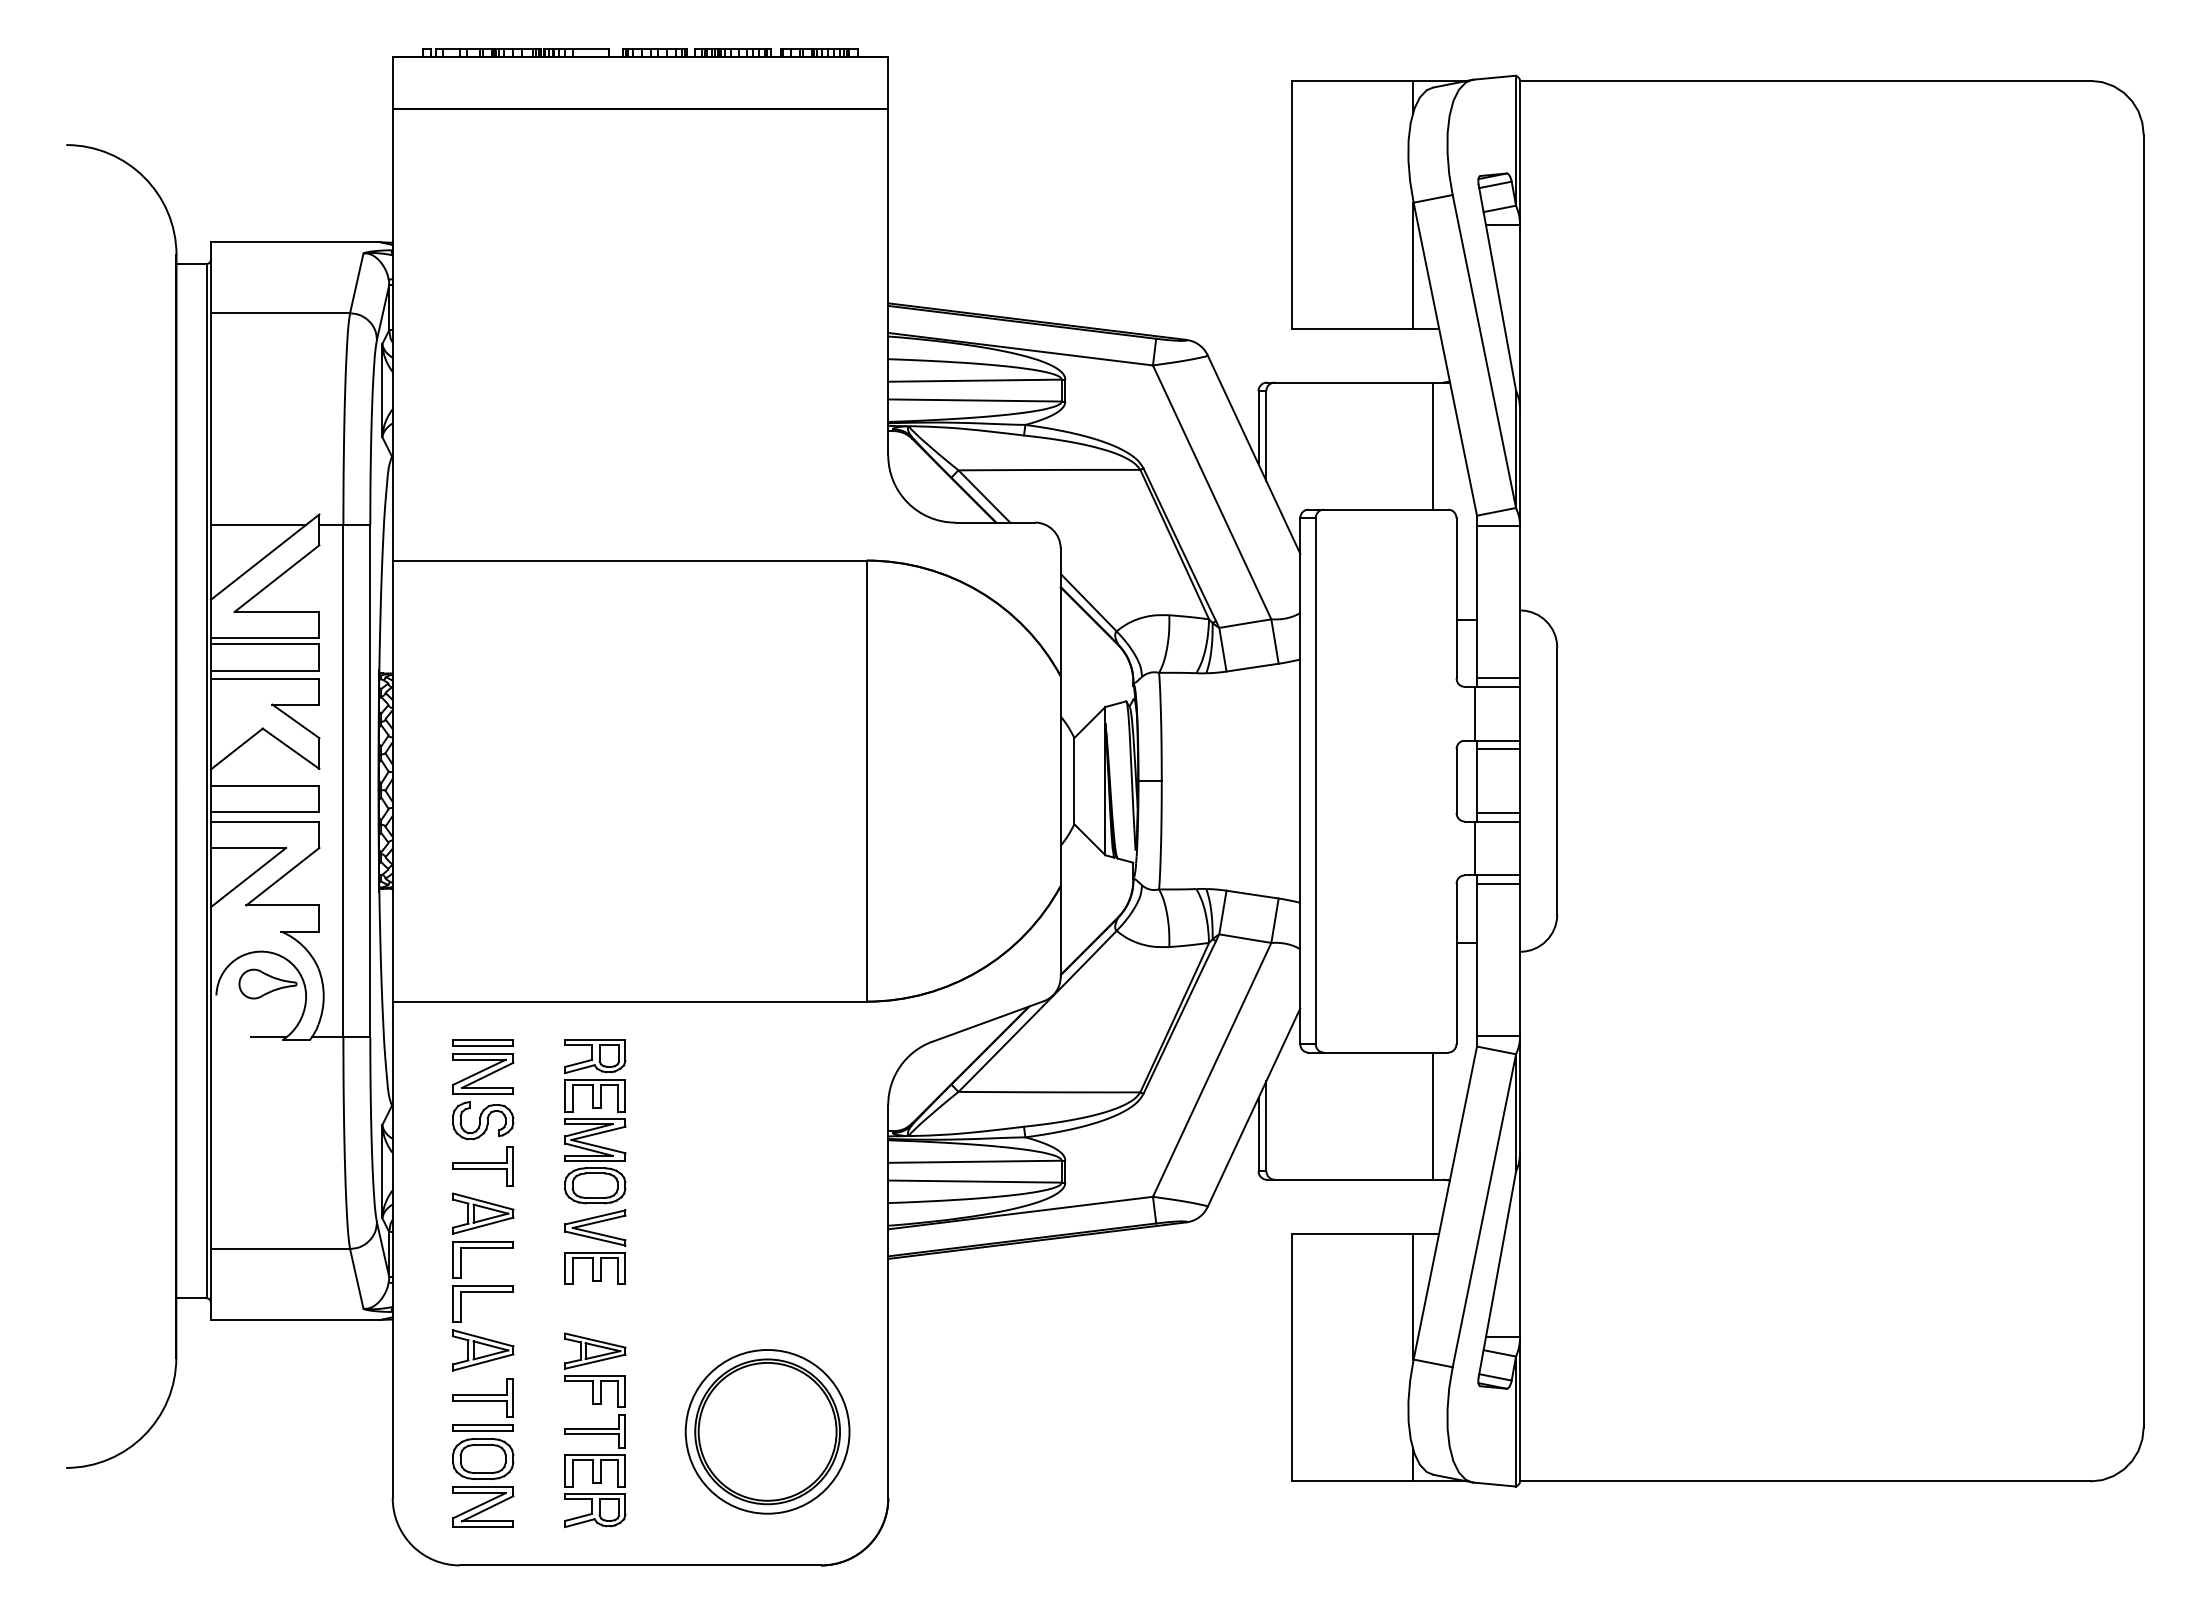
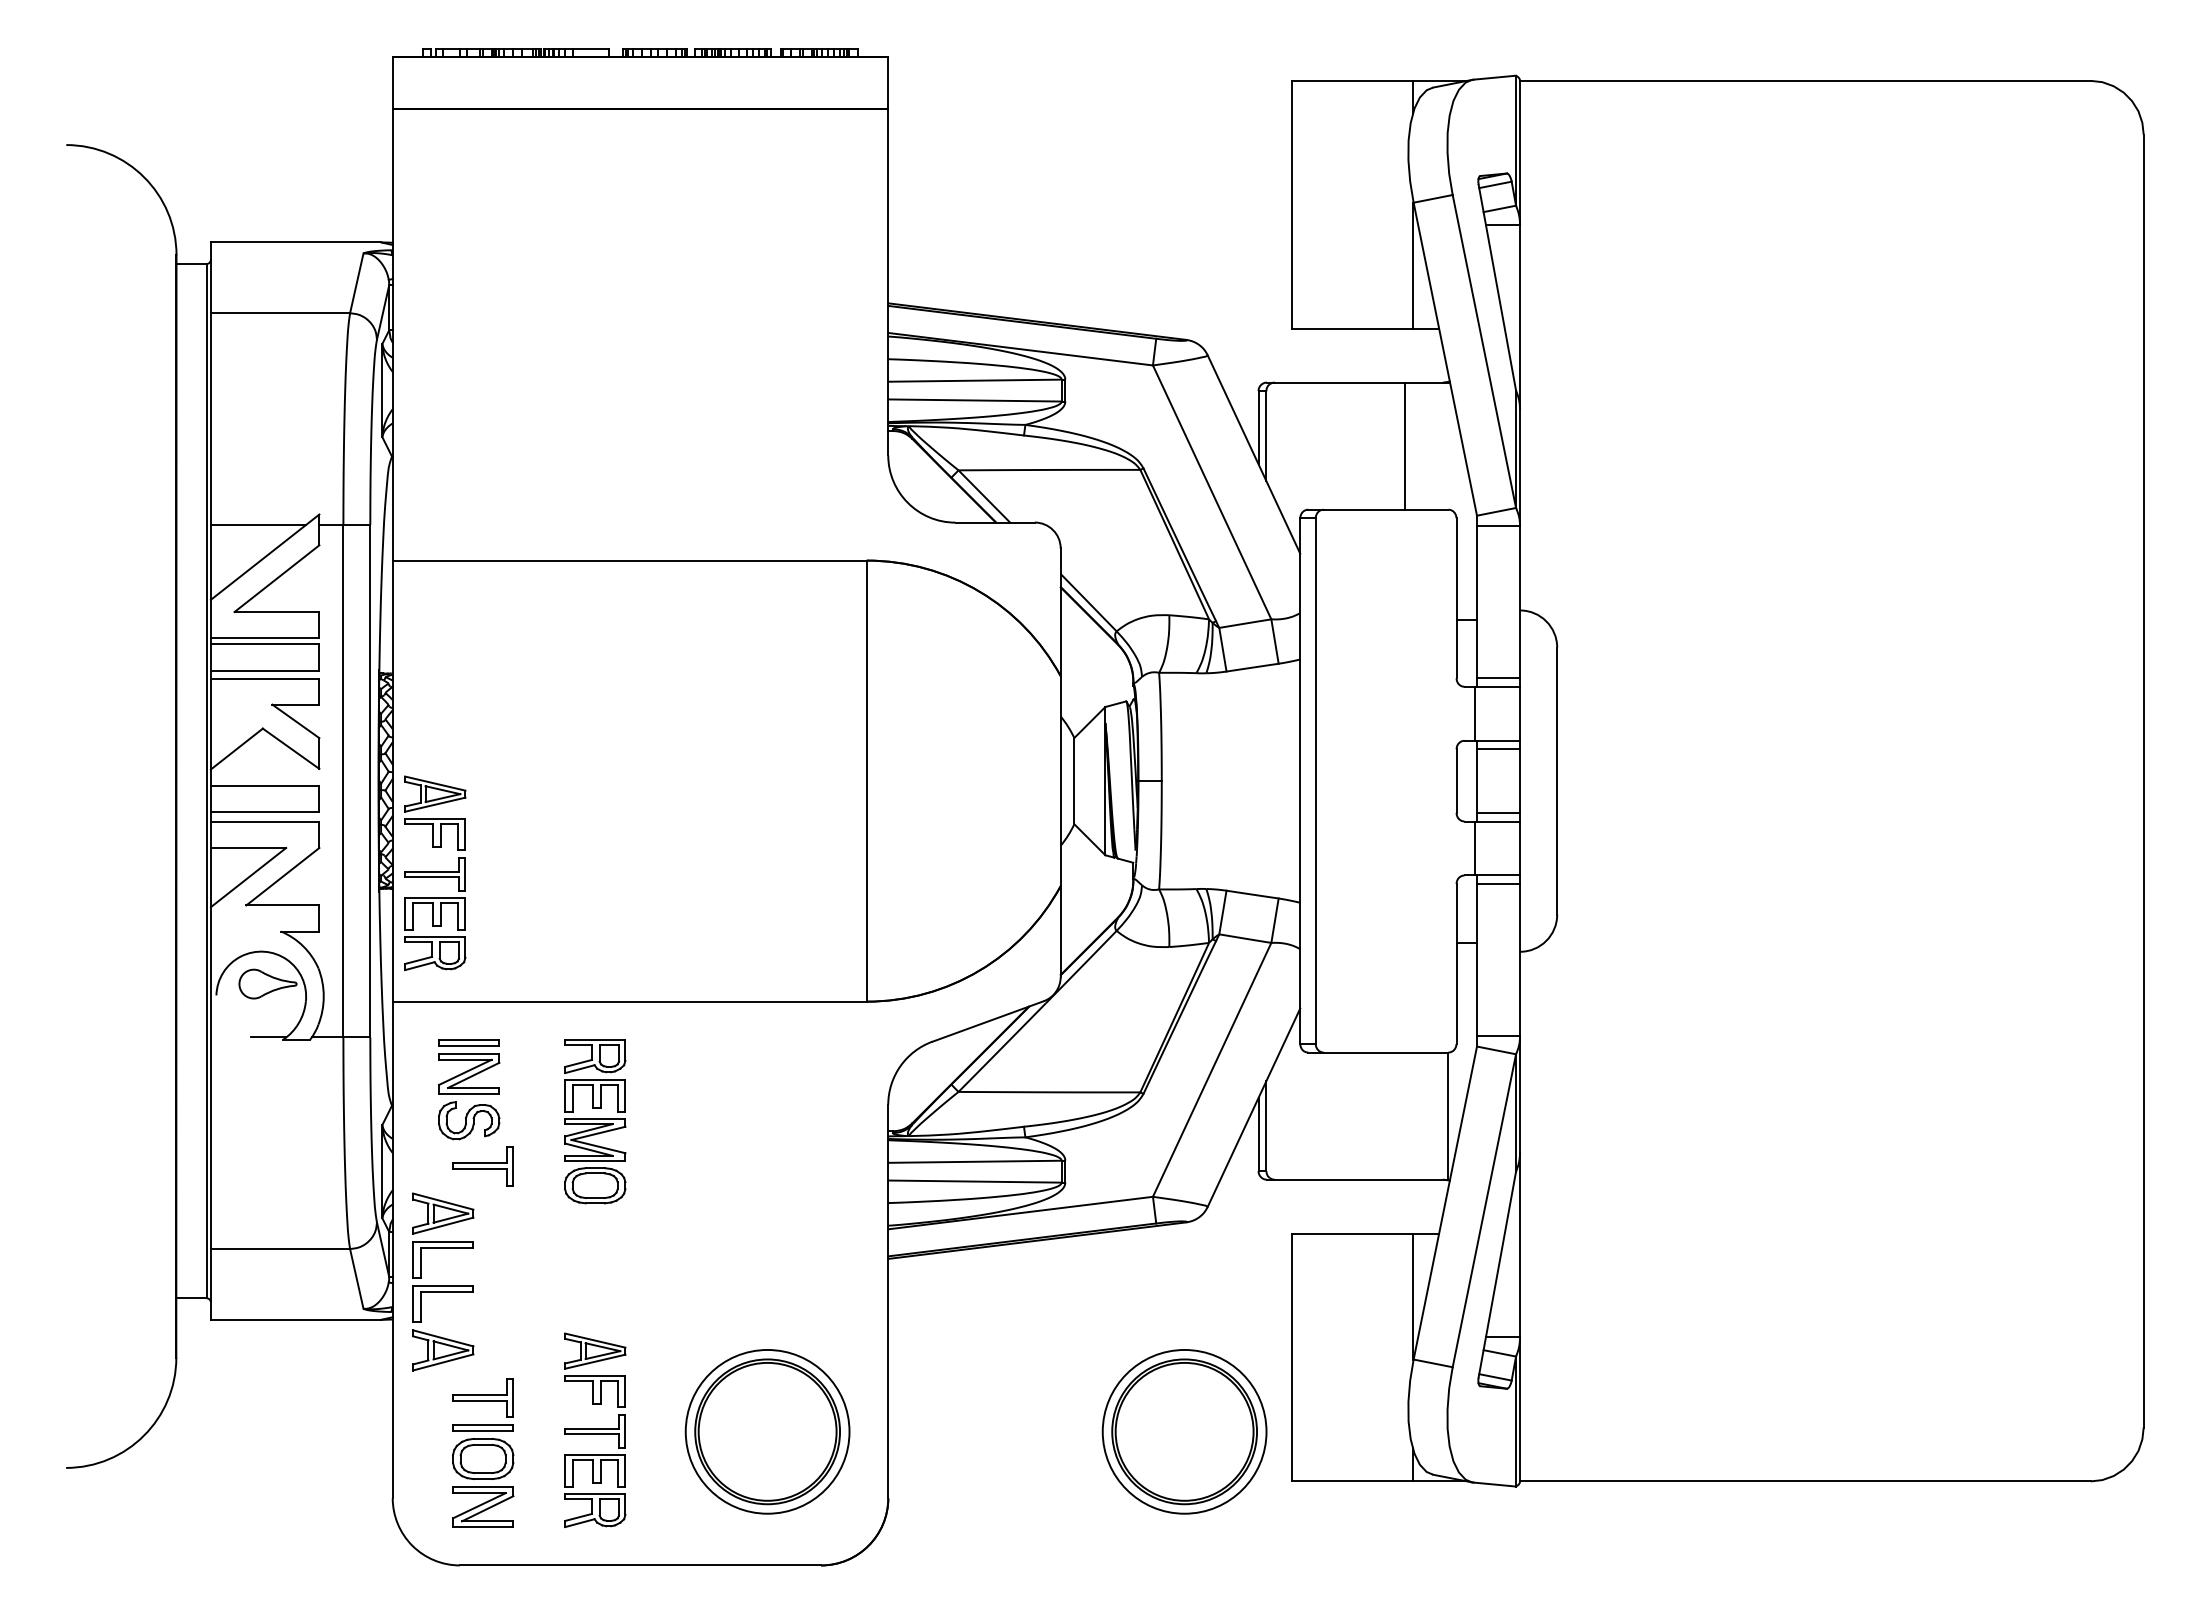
line position: (1433, 445) -> (1405, 445) (1405, 445)
part: none -> present (435, 873)
part position: (483, 1089) -> (469, 1089) (469, 1089)
line position: (1433, 1115) -> (1448, 1115) (1448, 1115)
part: present -> none (595, 1246)
part position: (483, 1281) -> (443, 1281) (443, 1281)
part: none -> present (1184, 1431)
